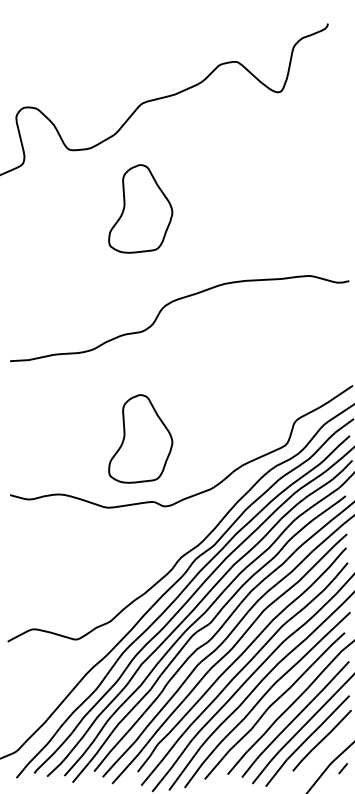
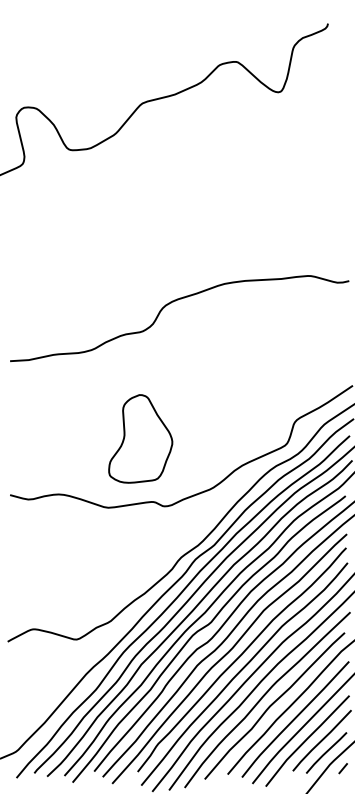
part: present -> none (140, 208)
line: none -> present (326, 752)
